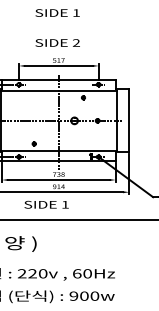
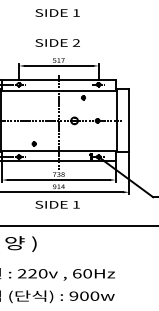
text position: (46, 204) -> (57, 204) (57, 204)
line position: (78, 219) -> (78, 225) (78, 225)
